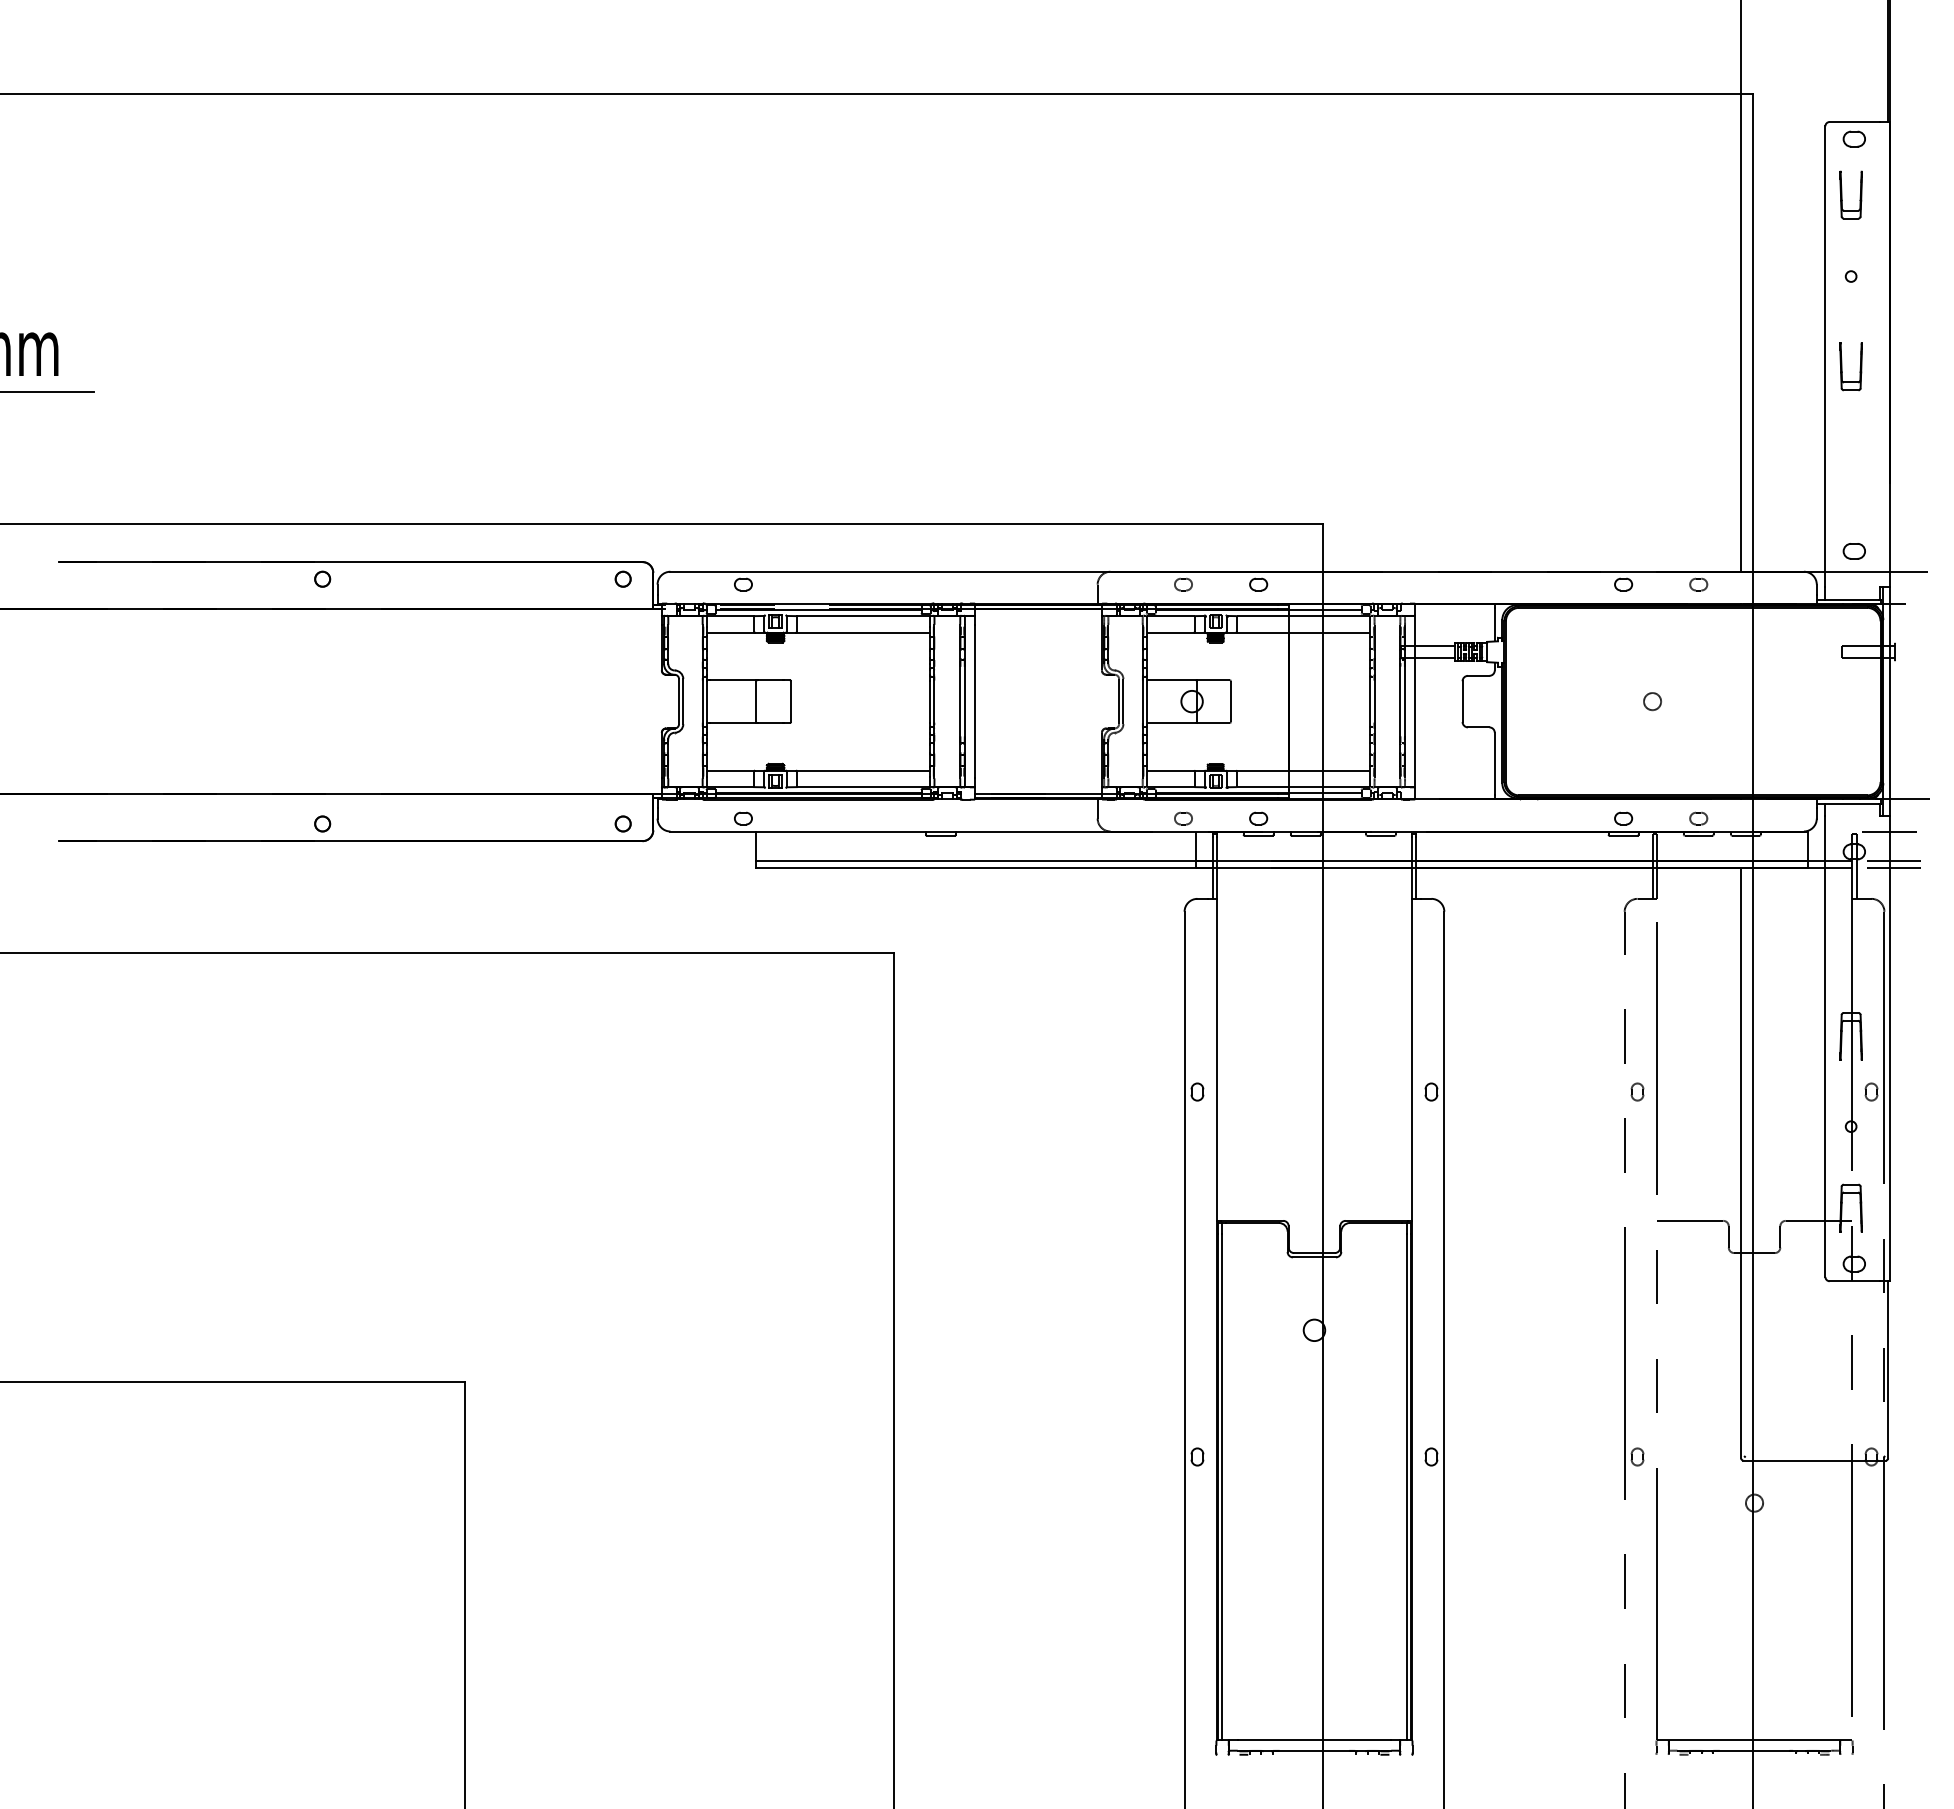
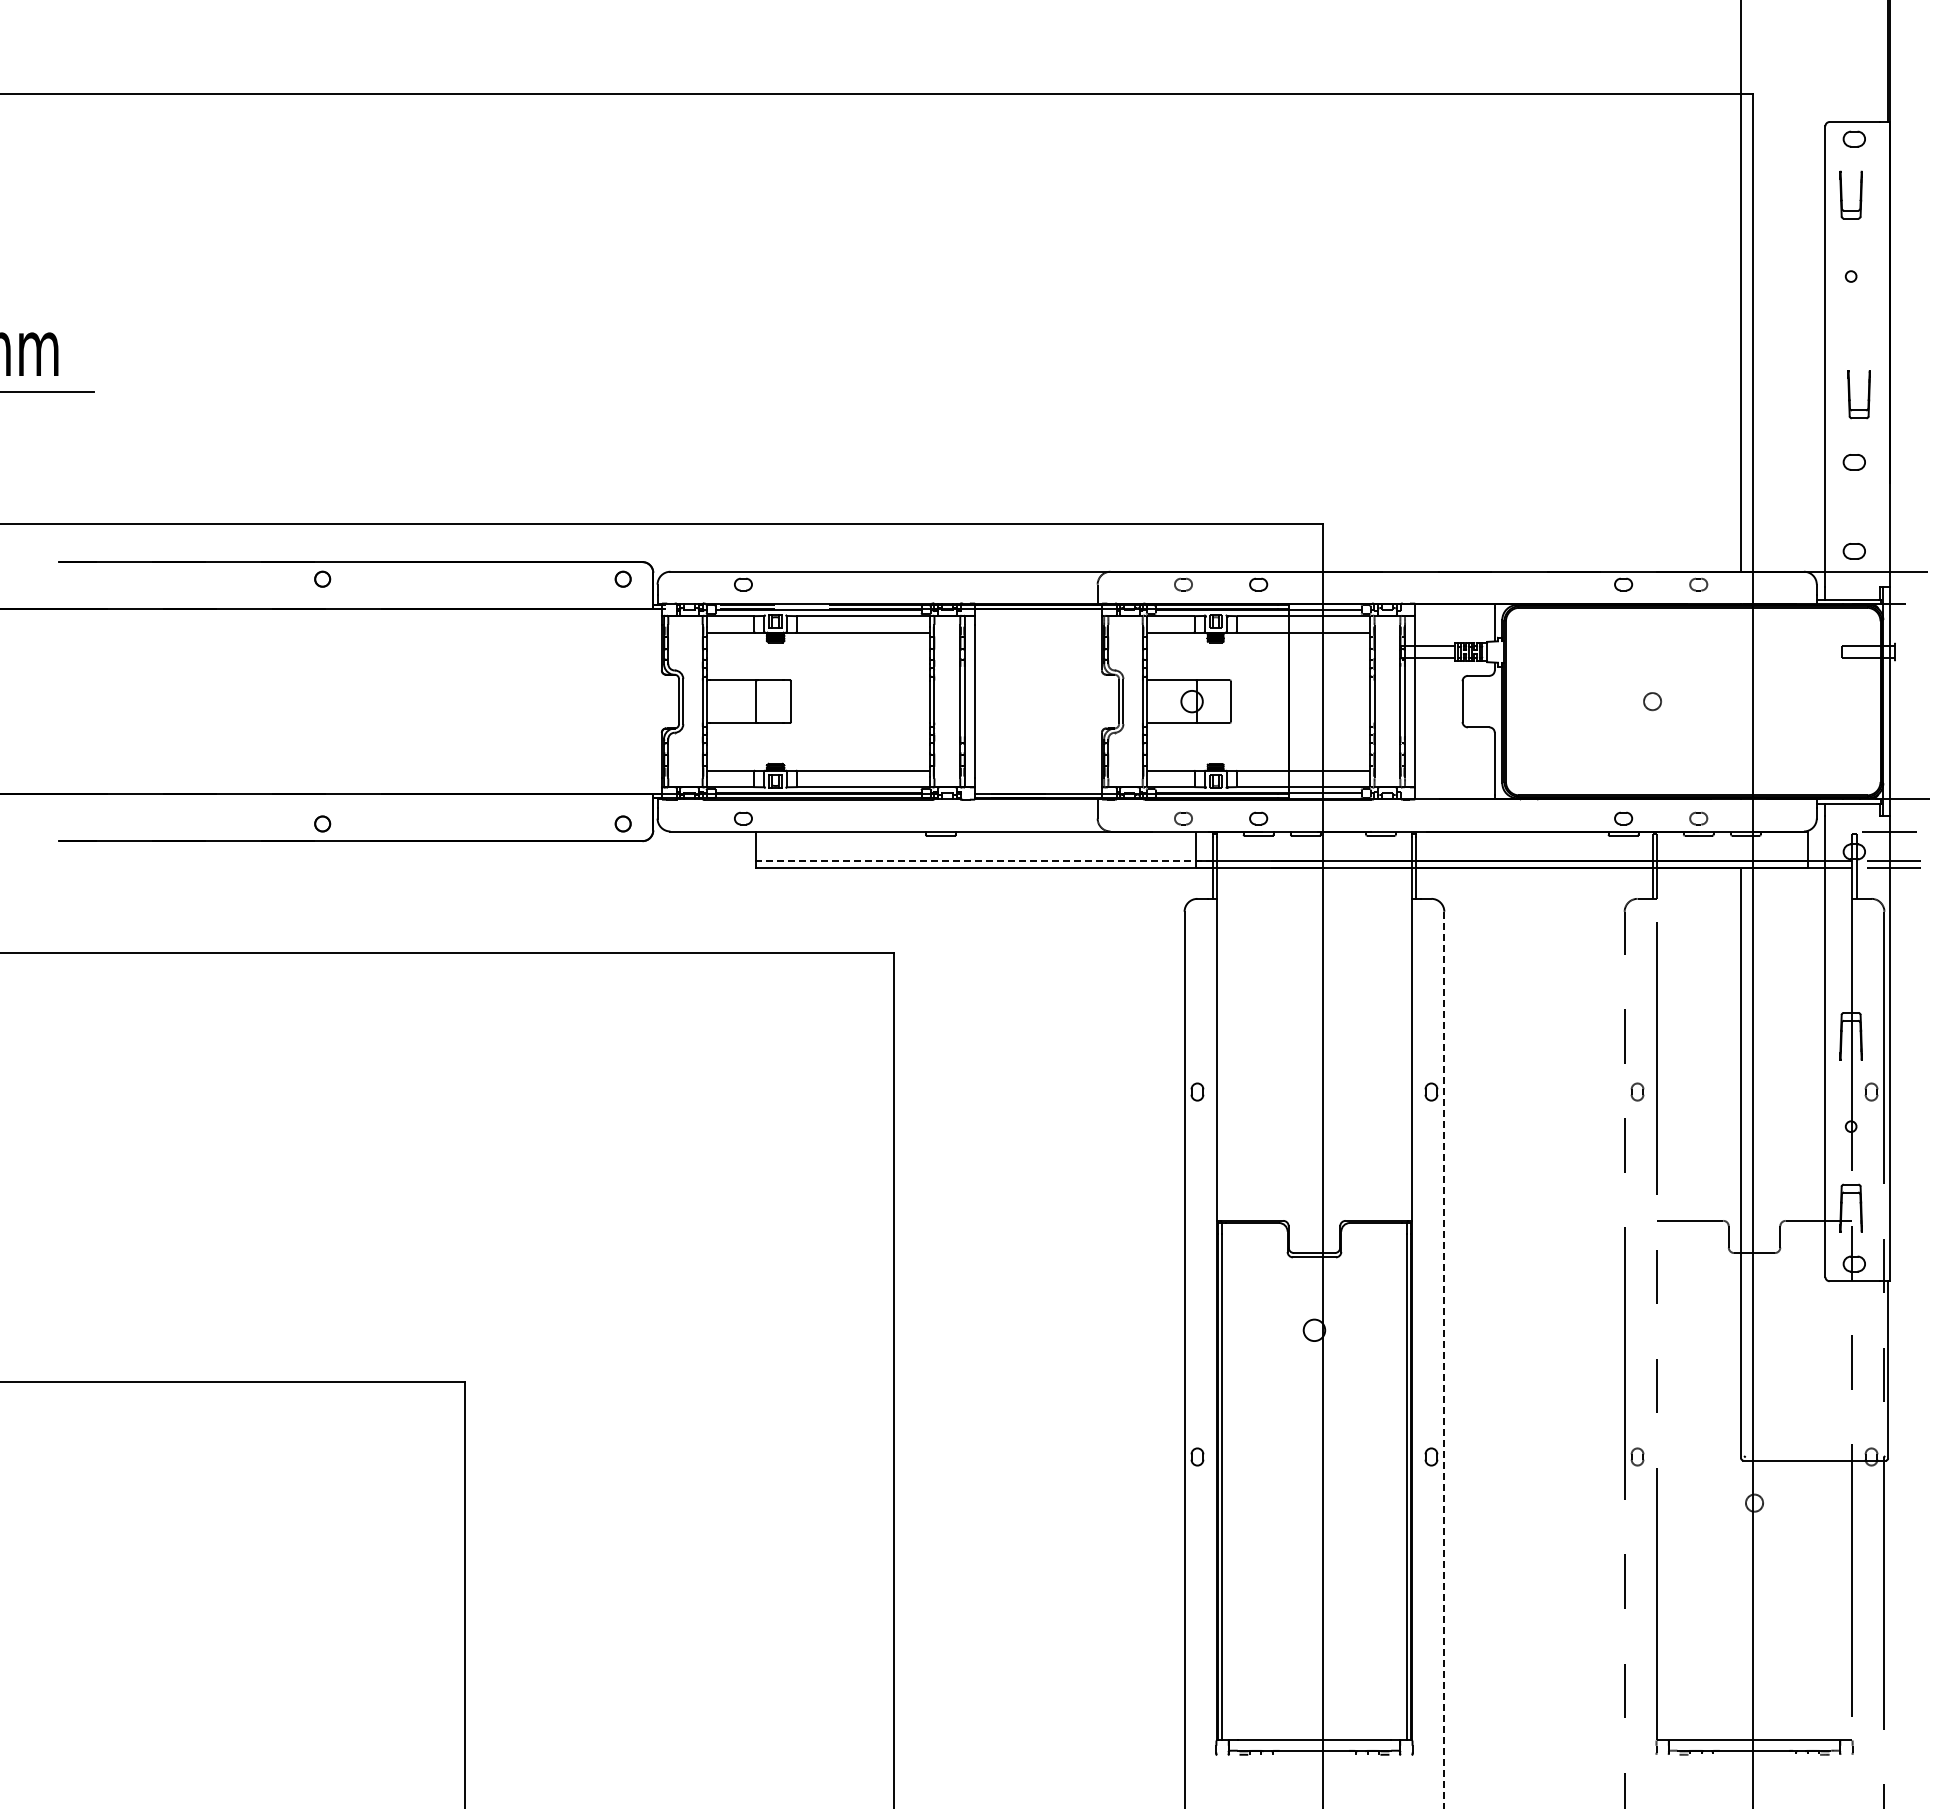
part position: (1842, 366) -> (1850, 394) (1850, 394)
part: none -> present (1853, 462)
line: solid -> dashed (983, 861)
line: solid -> dashed (1444, 1360)
